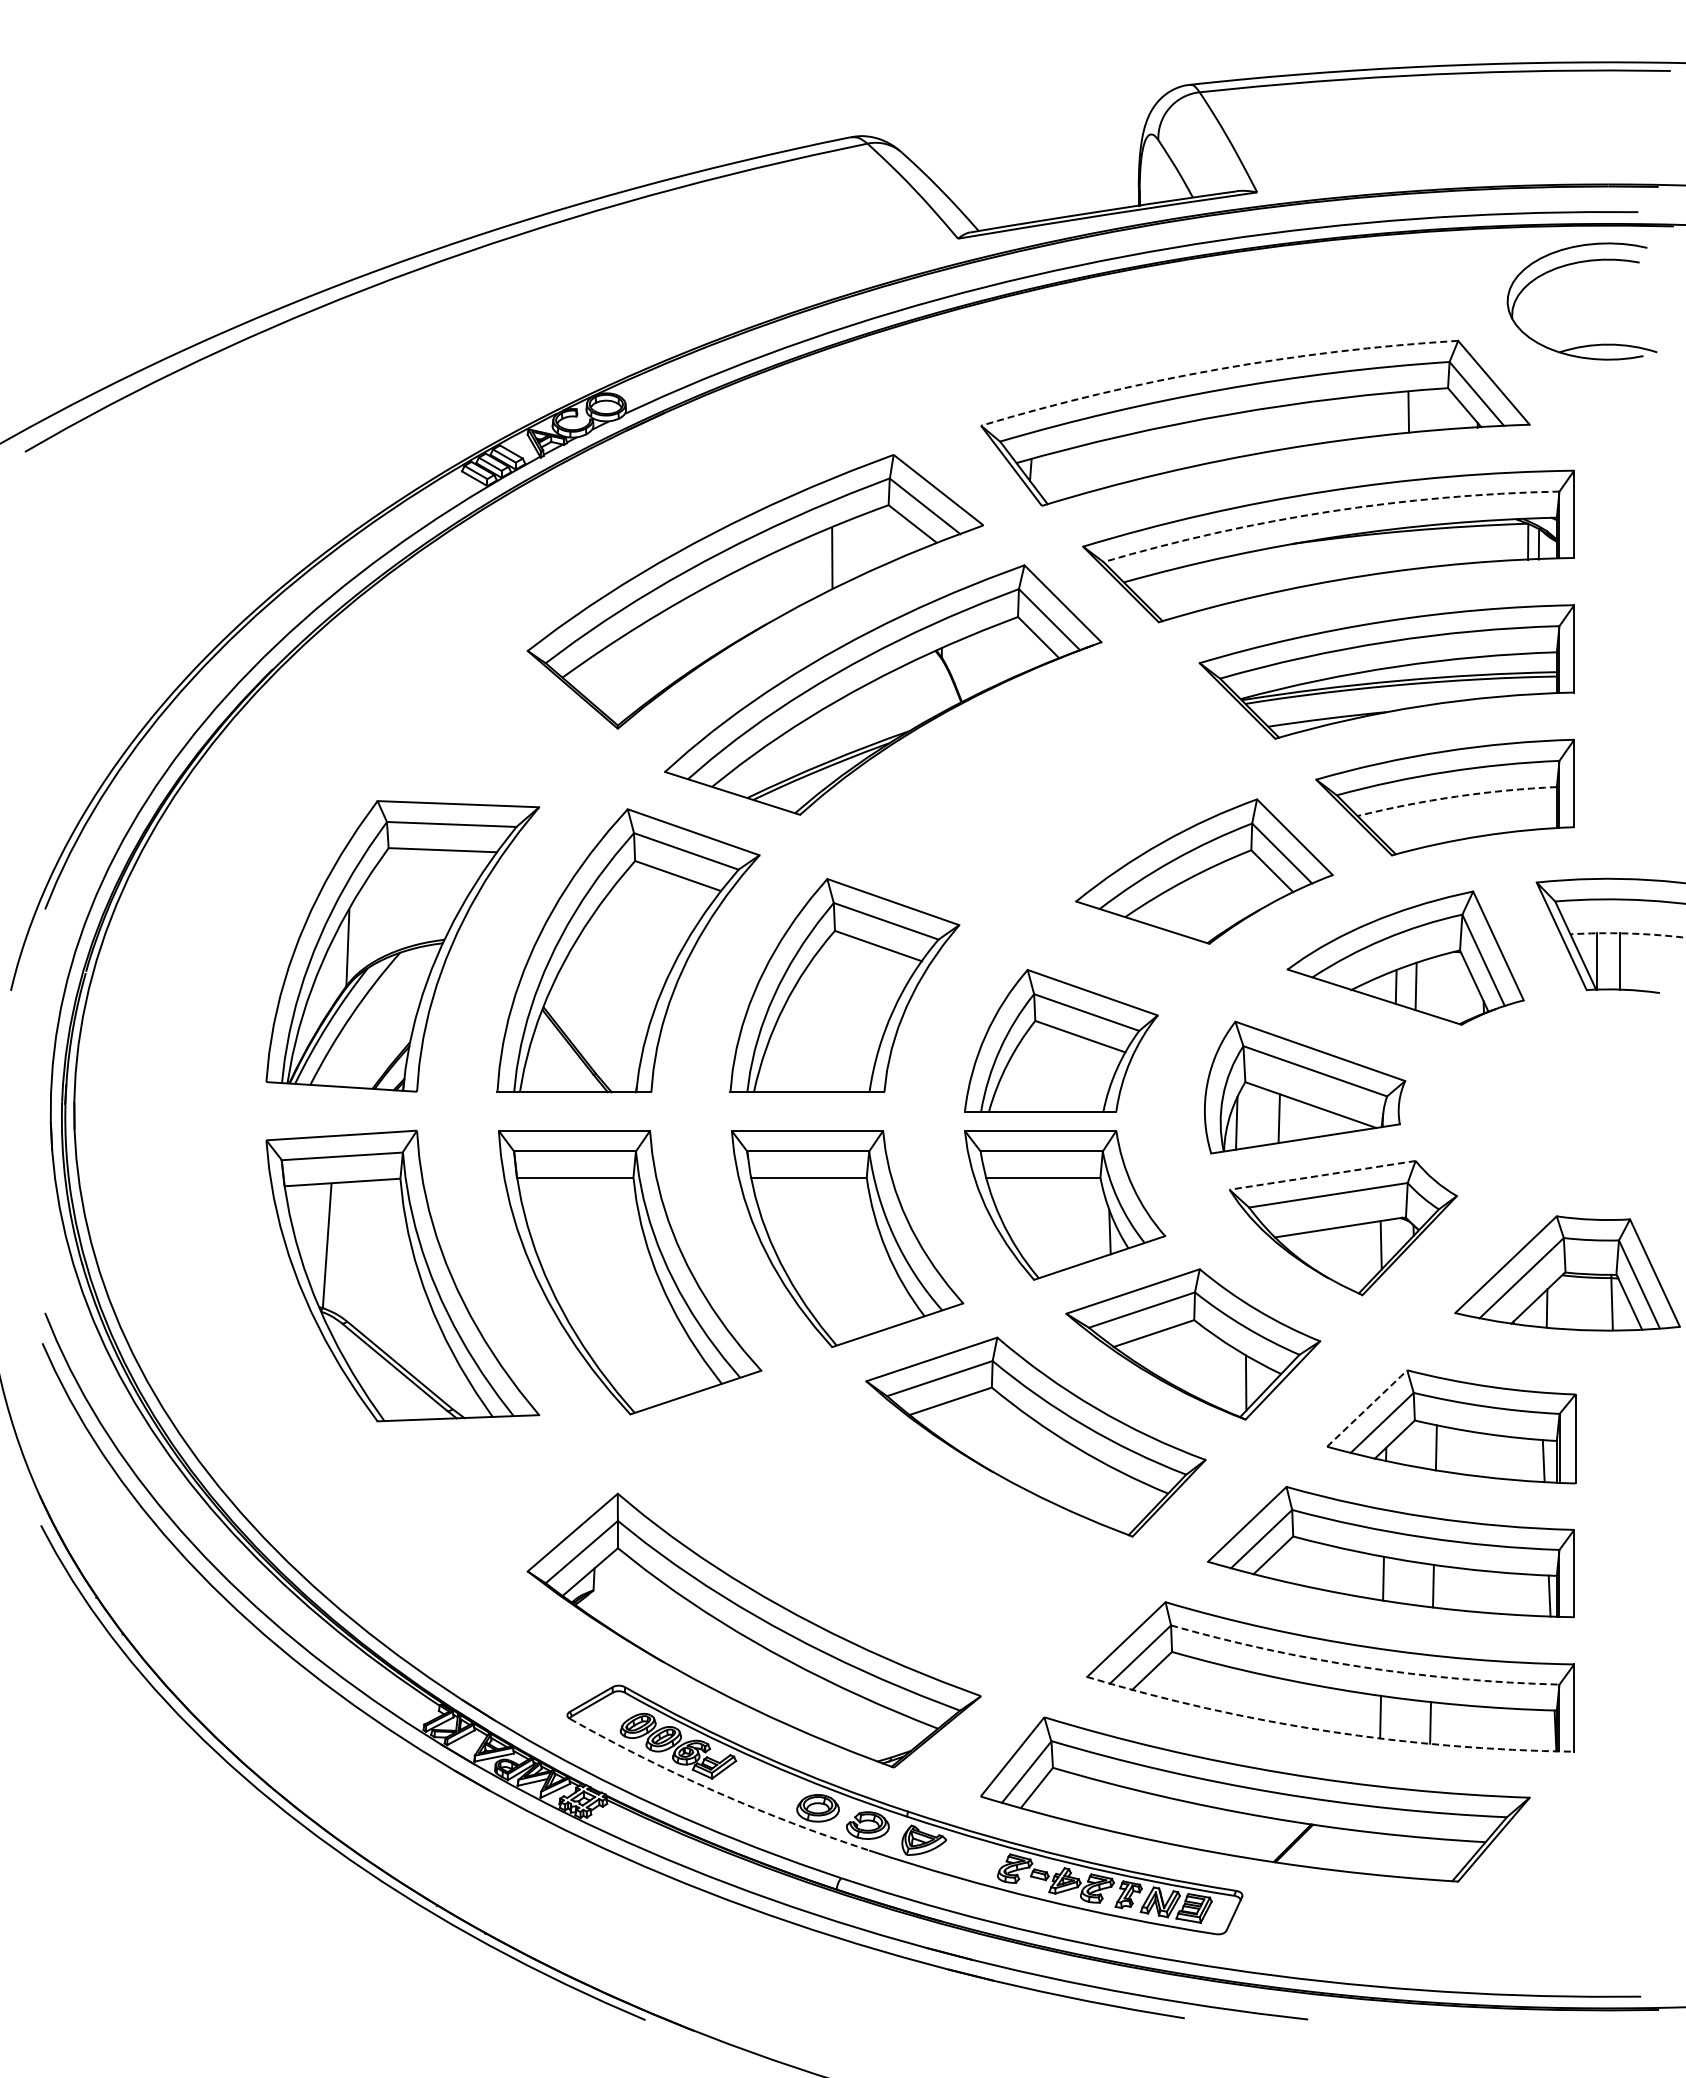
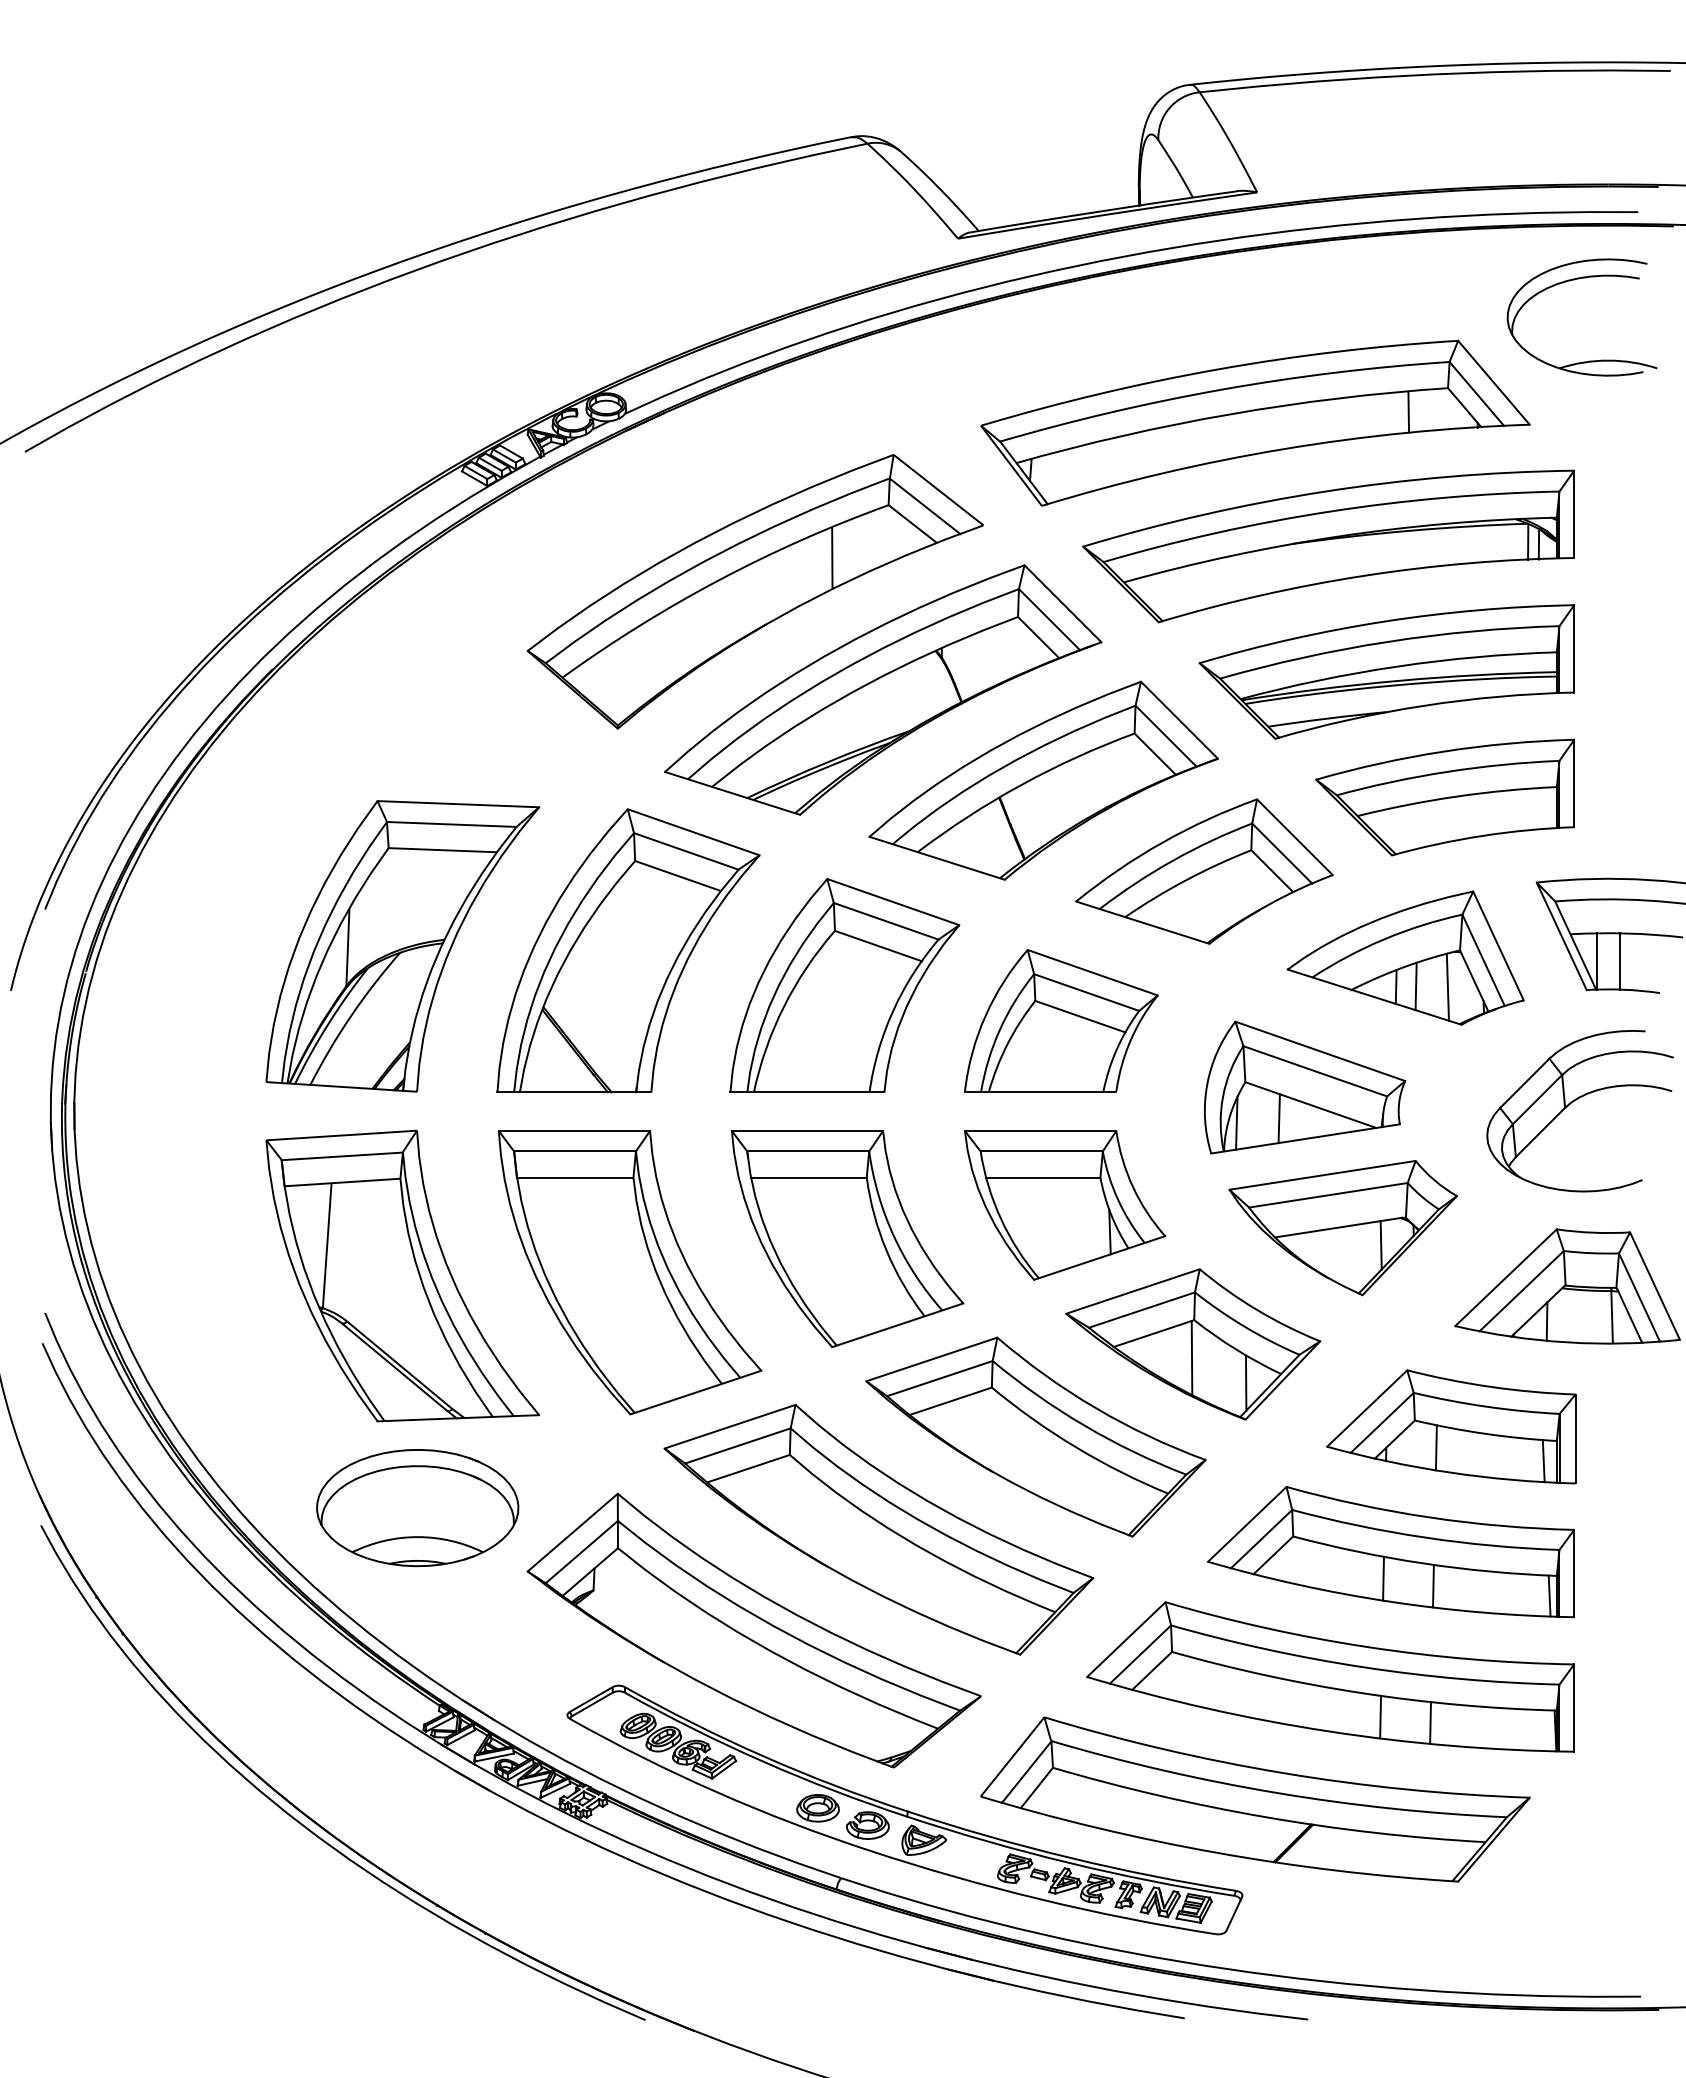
part position: (1570, 265) -> (1570, 281) (1570, 281)
arc: dashed -> solid (1217, 369)
arc: dashed -> solid (1329, 511)
part: none -> present (1043, 780)
arc: dashed -> solid (1456, 796)
arc: dashed -> solid (1626, 933)
line: none -> present (1447, 986)
part position: (1061, 1040) -> (1061, 1020) (1061, 1020)
part: none -> present (1573, 1102)
line: dashed -> solid (1322, 1175)
part position: (1567, 1273) -> (1567, 1286) (1567, 1286)
line: none -> present (1191, 1357)
line: dashed -> solid (1367, 1408)
part: none -> present (417, 1508)
part: none -> present (878, 1529)
arc: dashed -> solid (1363, 1667)
arc: dashed -> solid (1328, 1731)
arc: dashed -> solid (716, 1791)
